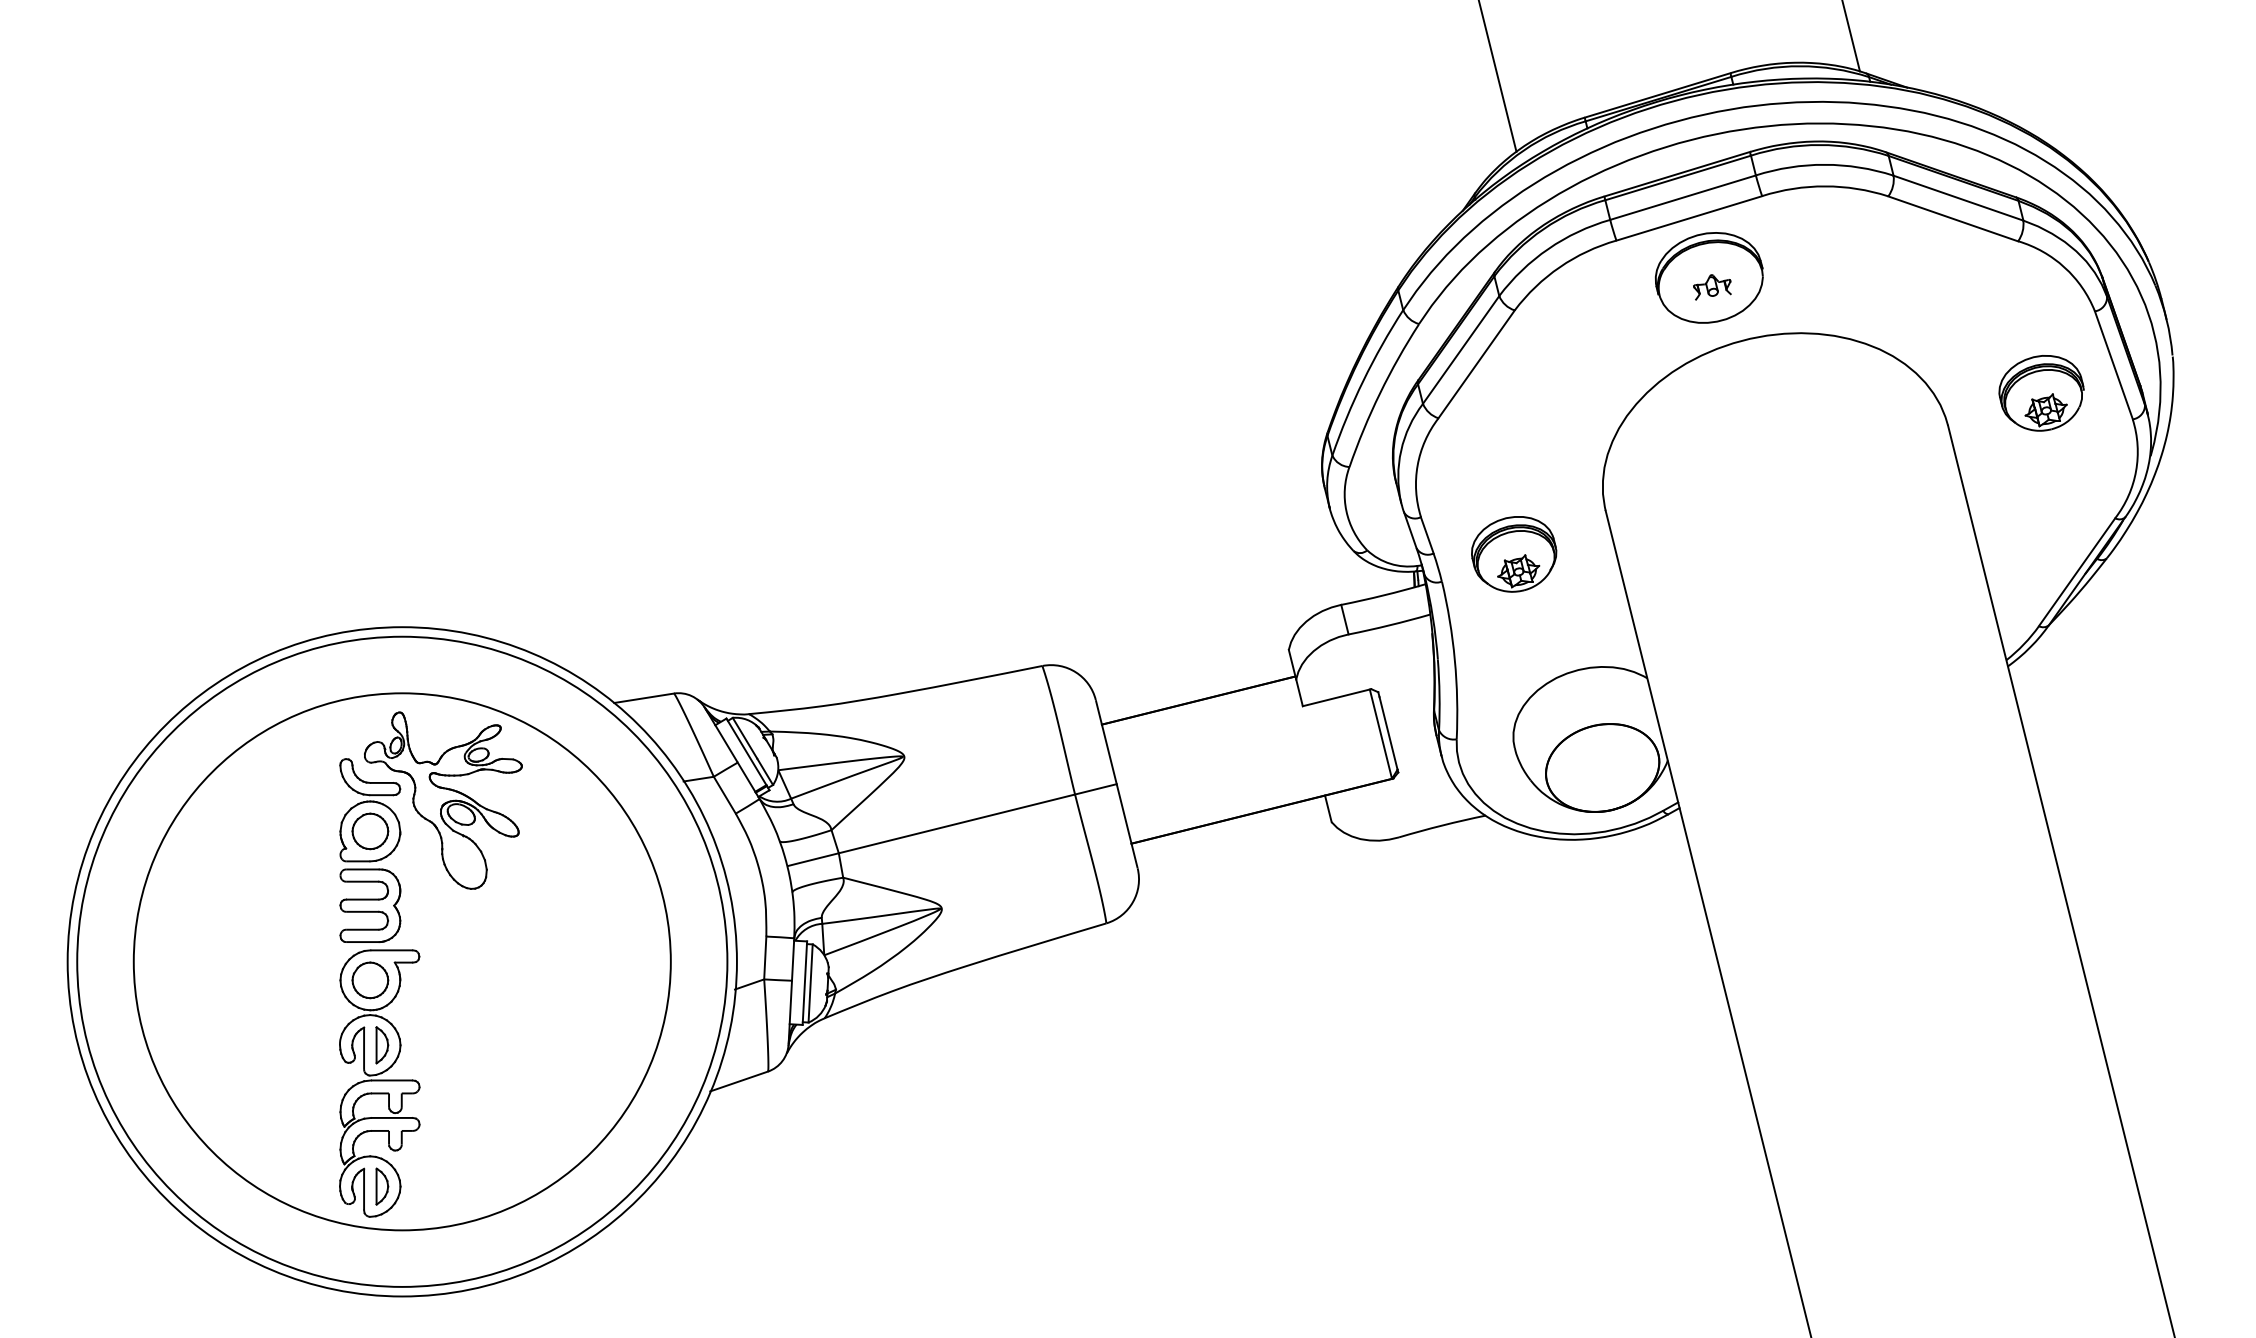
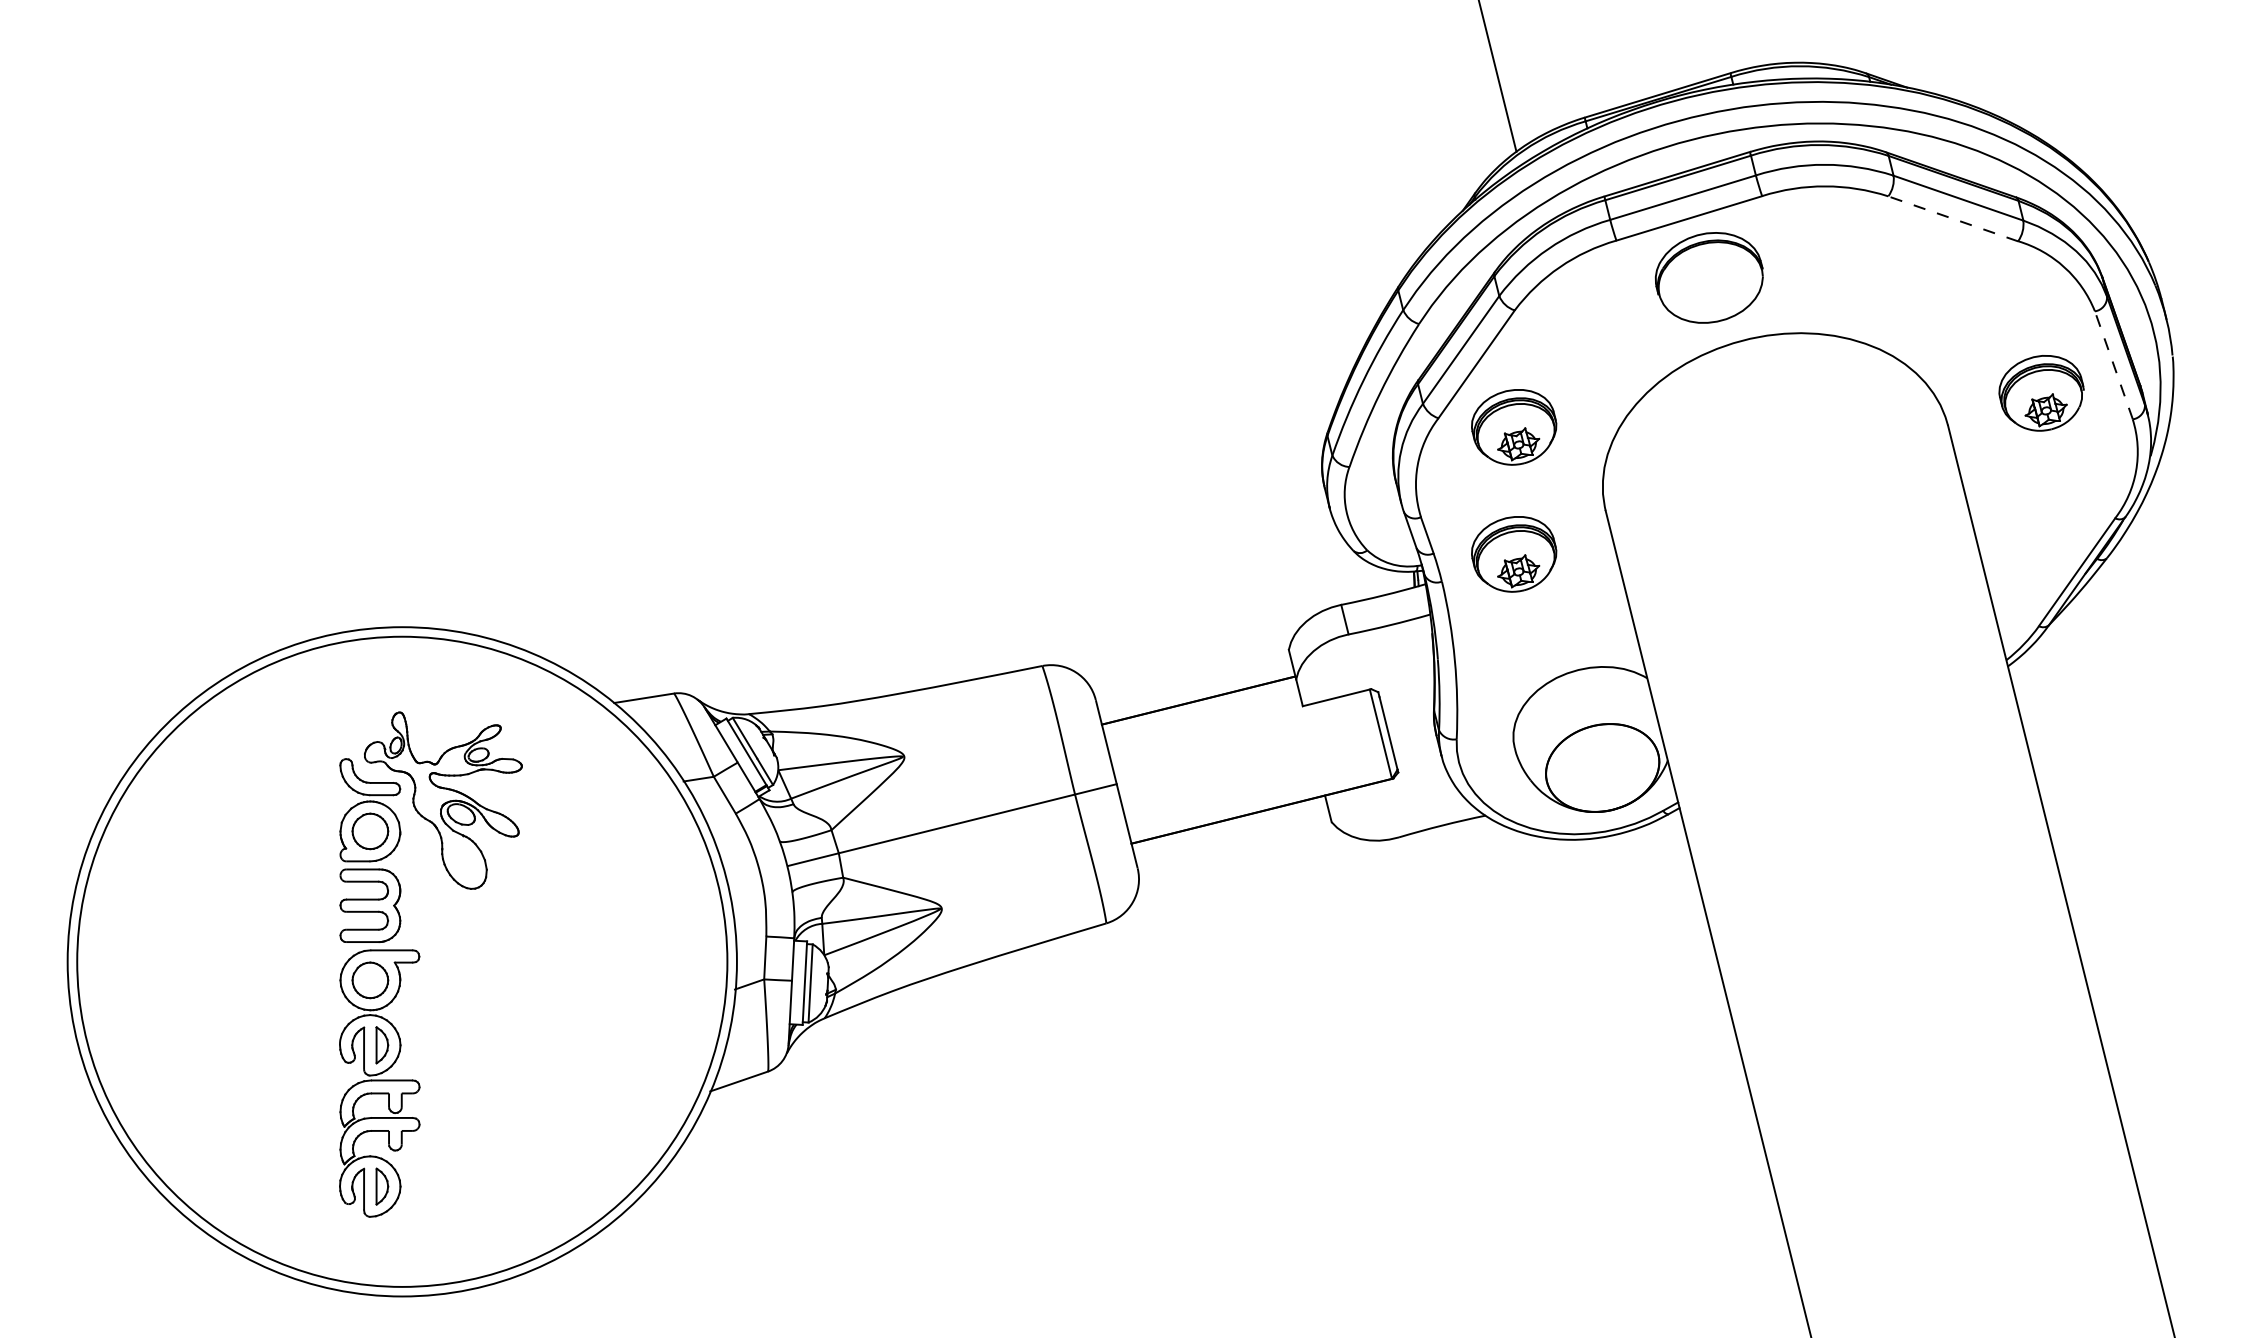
line: present -> none (1850, 36)
line: solid -> dashed (1953, 218)
part: present -> none (1712, 287)
line: solid -> dashed (2113, 364)
part: none -> present (1514, 427)
circle: present -> none (401, 961)
